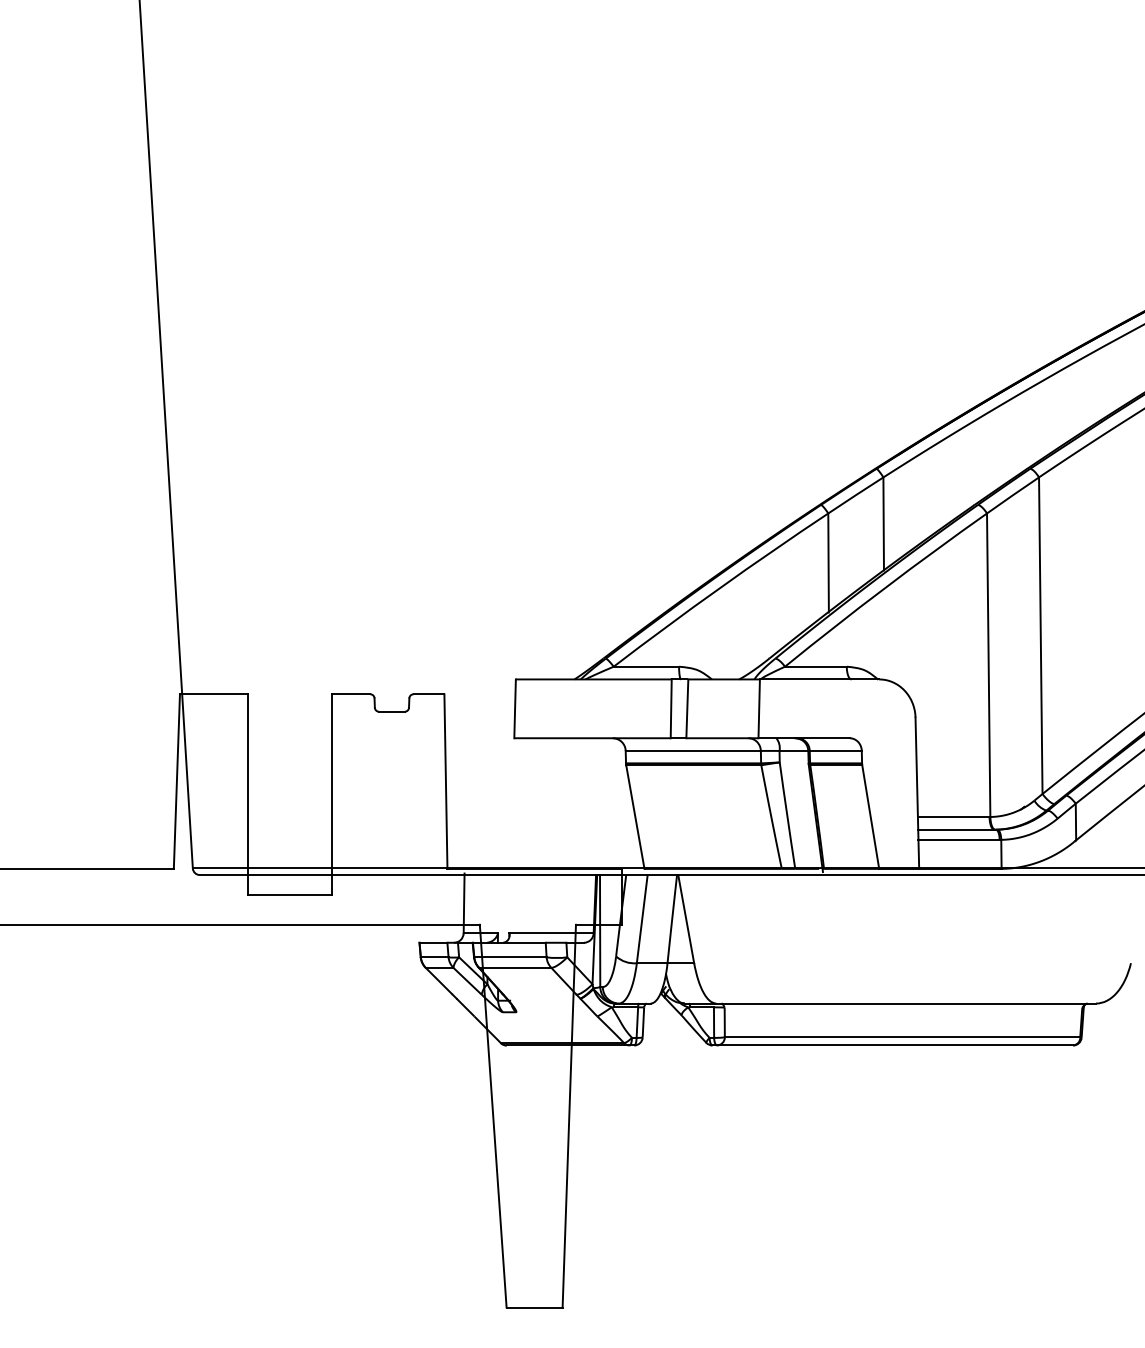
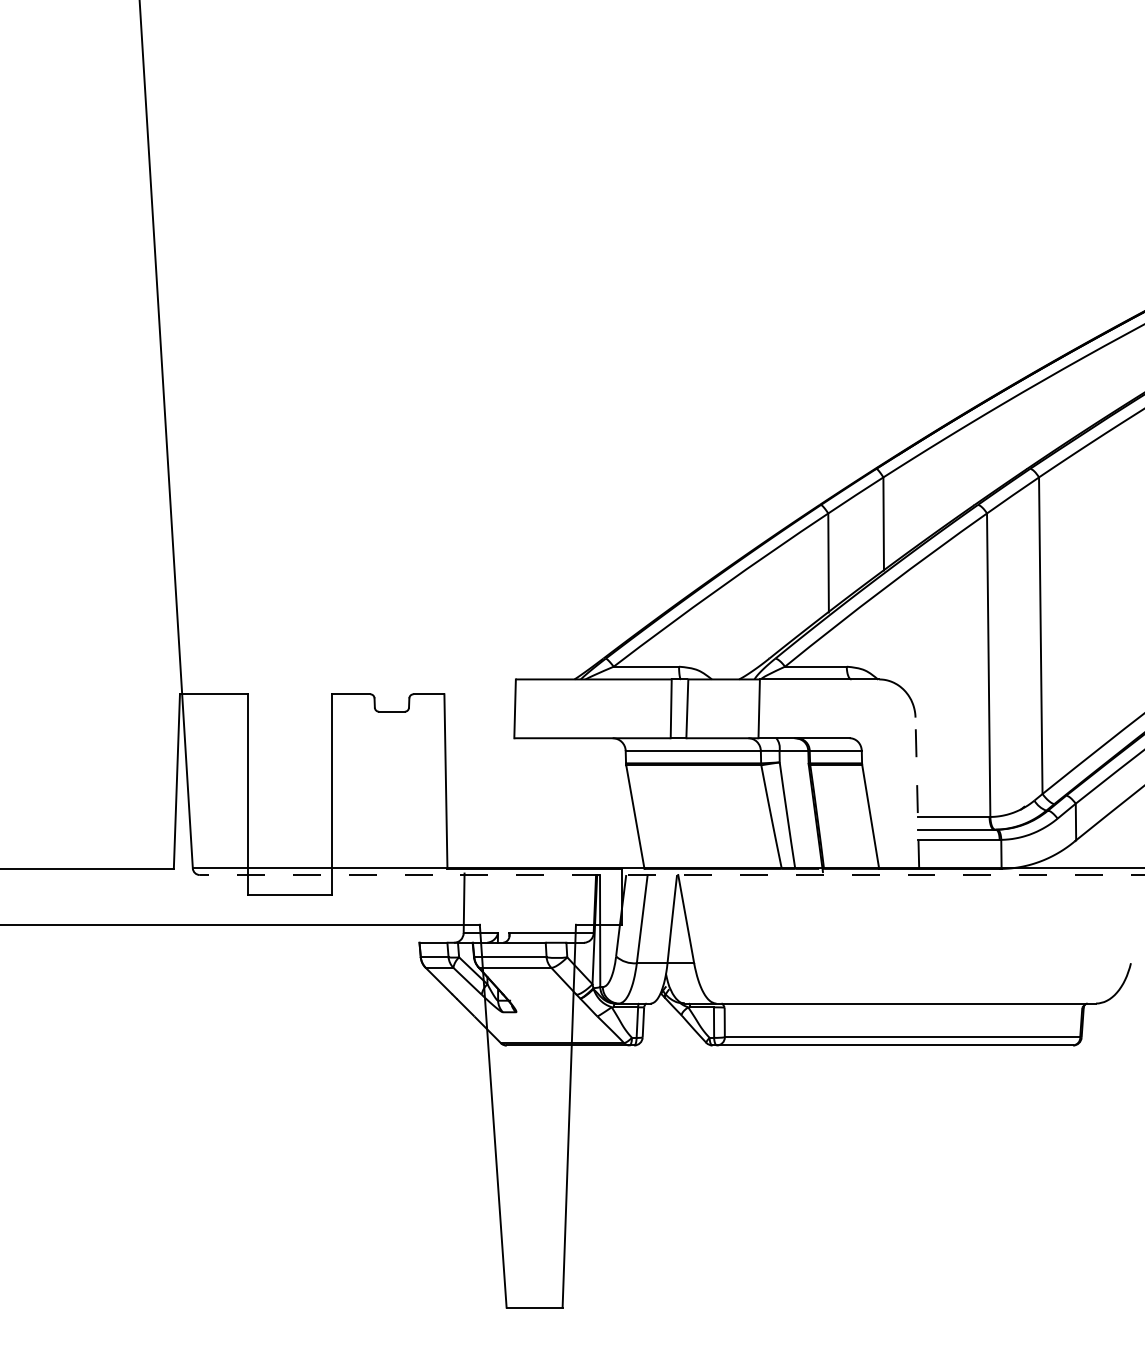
line: solid -> dashed (917, 793)
line: solid -> dashed (671, 875)
